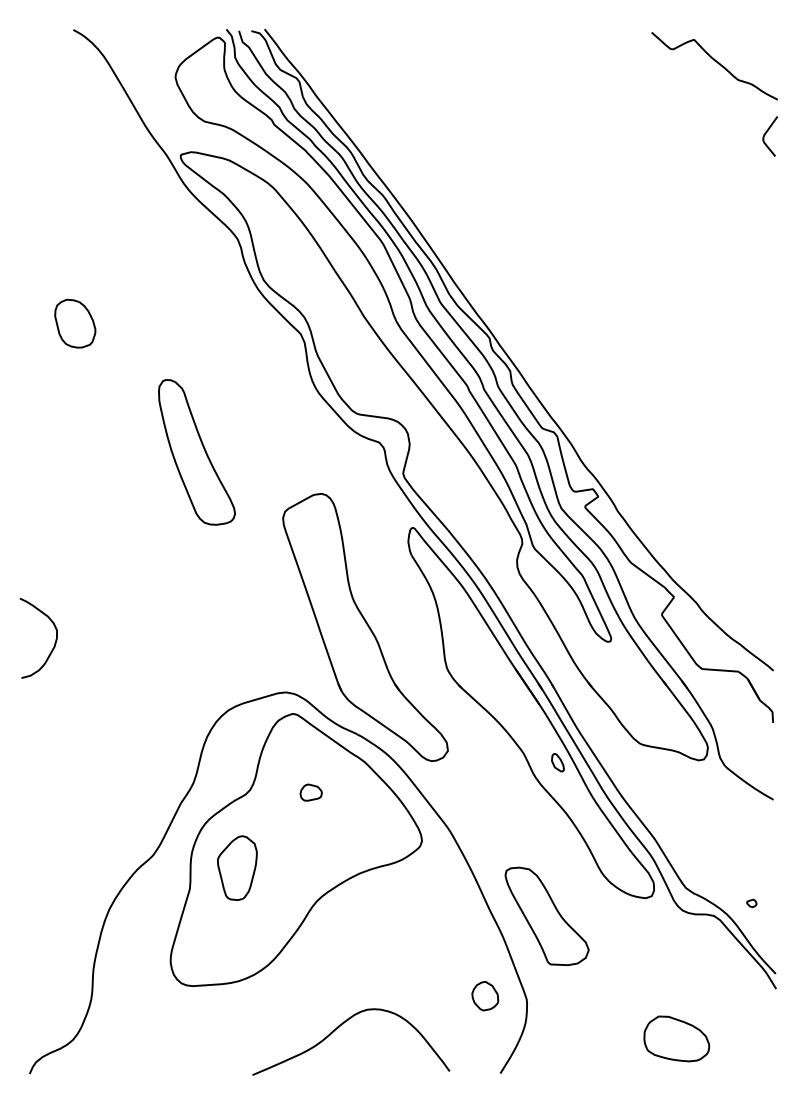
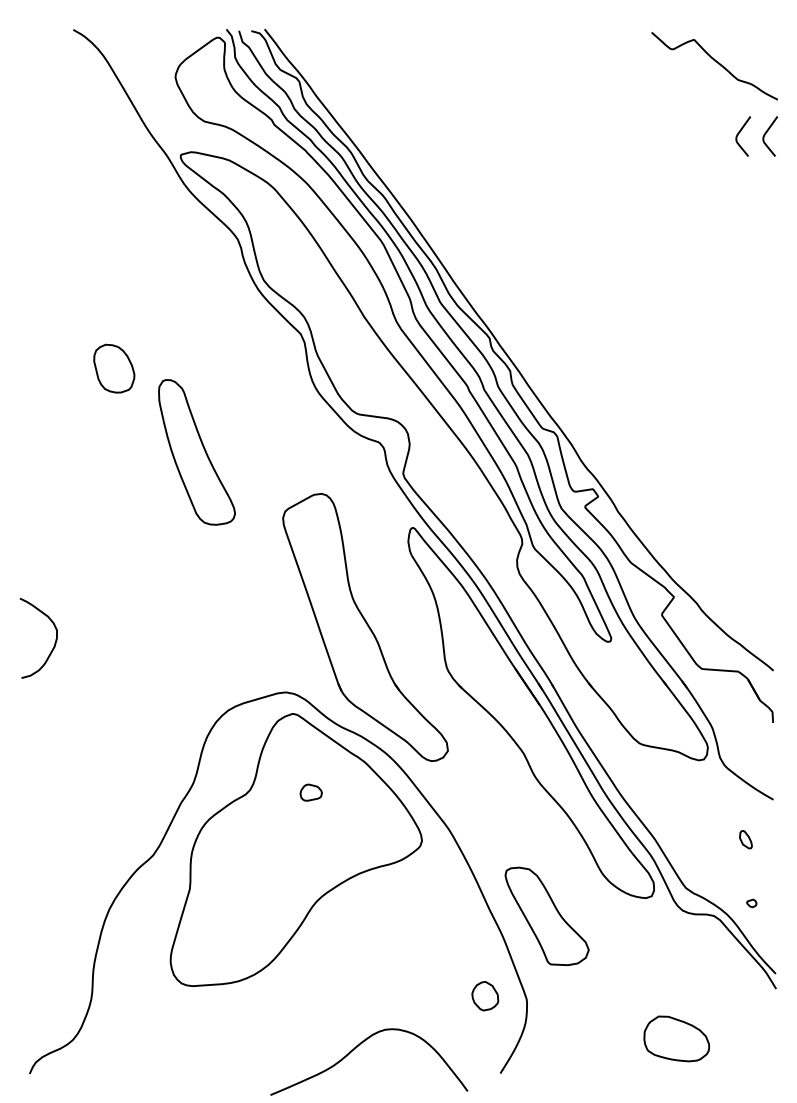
curve: none -> present (740, 132)
part position: (75, 323) -> (114, 368) (114, 368)
part position: (557, 762) -> (745, 839) (745, 839)
part: present -> none (237, 867)
curve position: (338, 1028) -> (356, 1048) (356, 1048)
